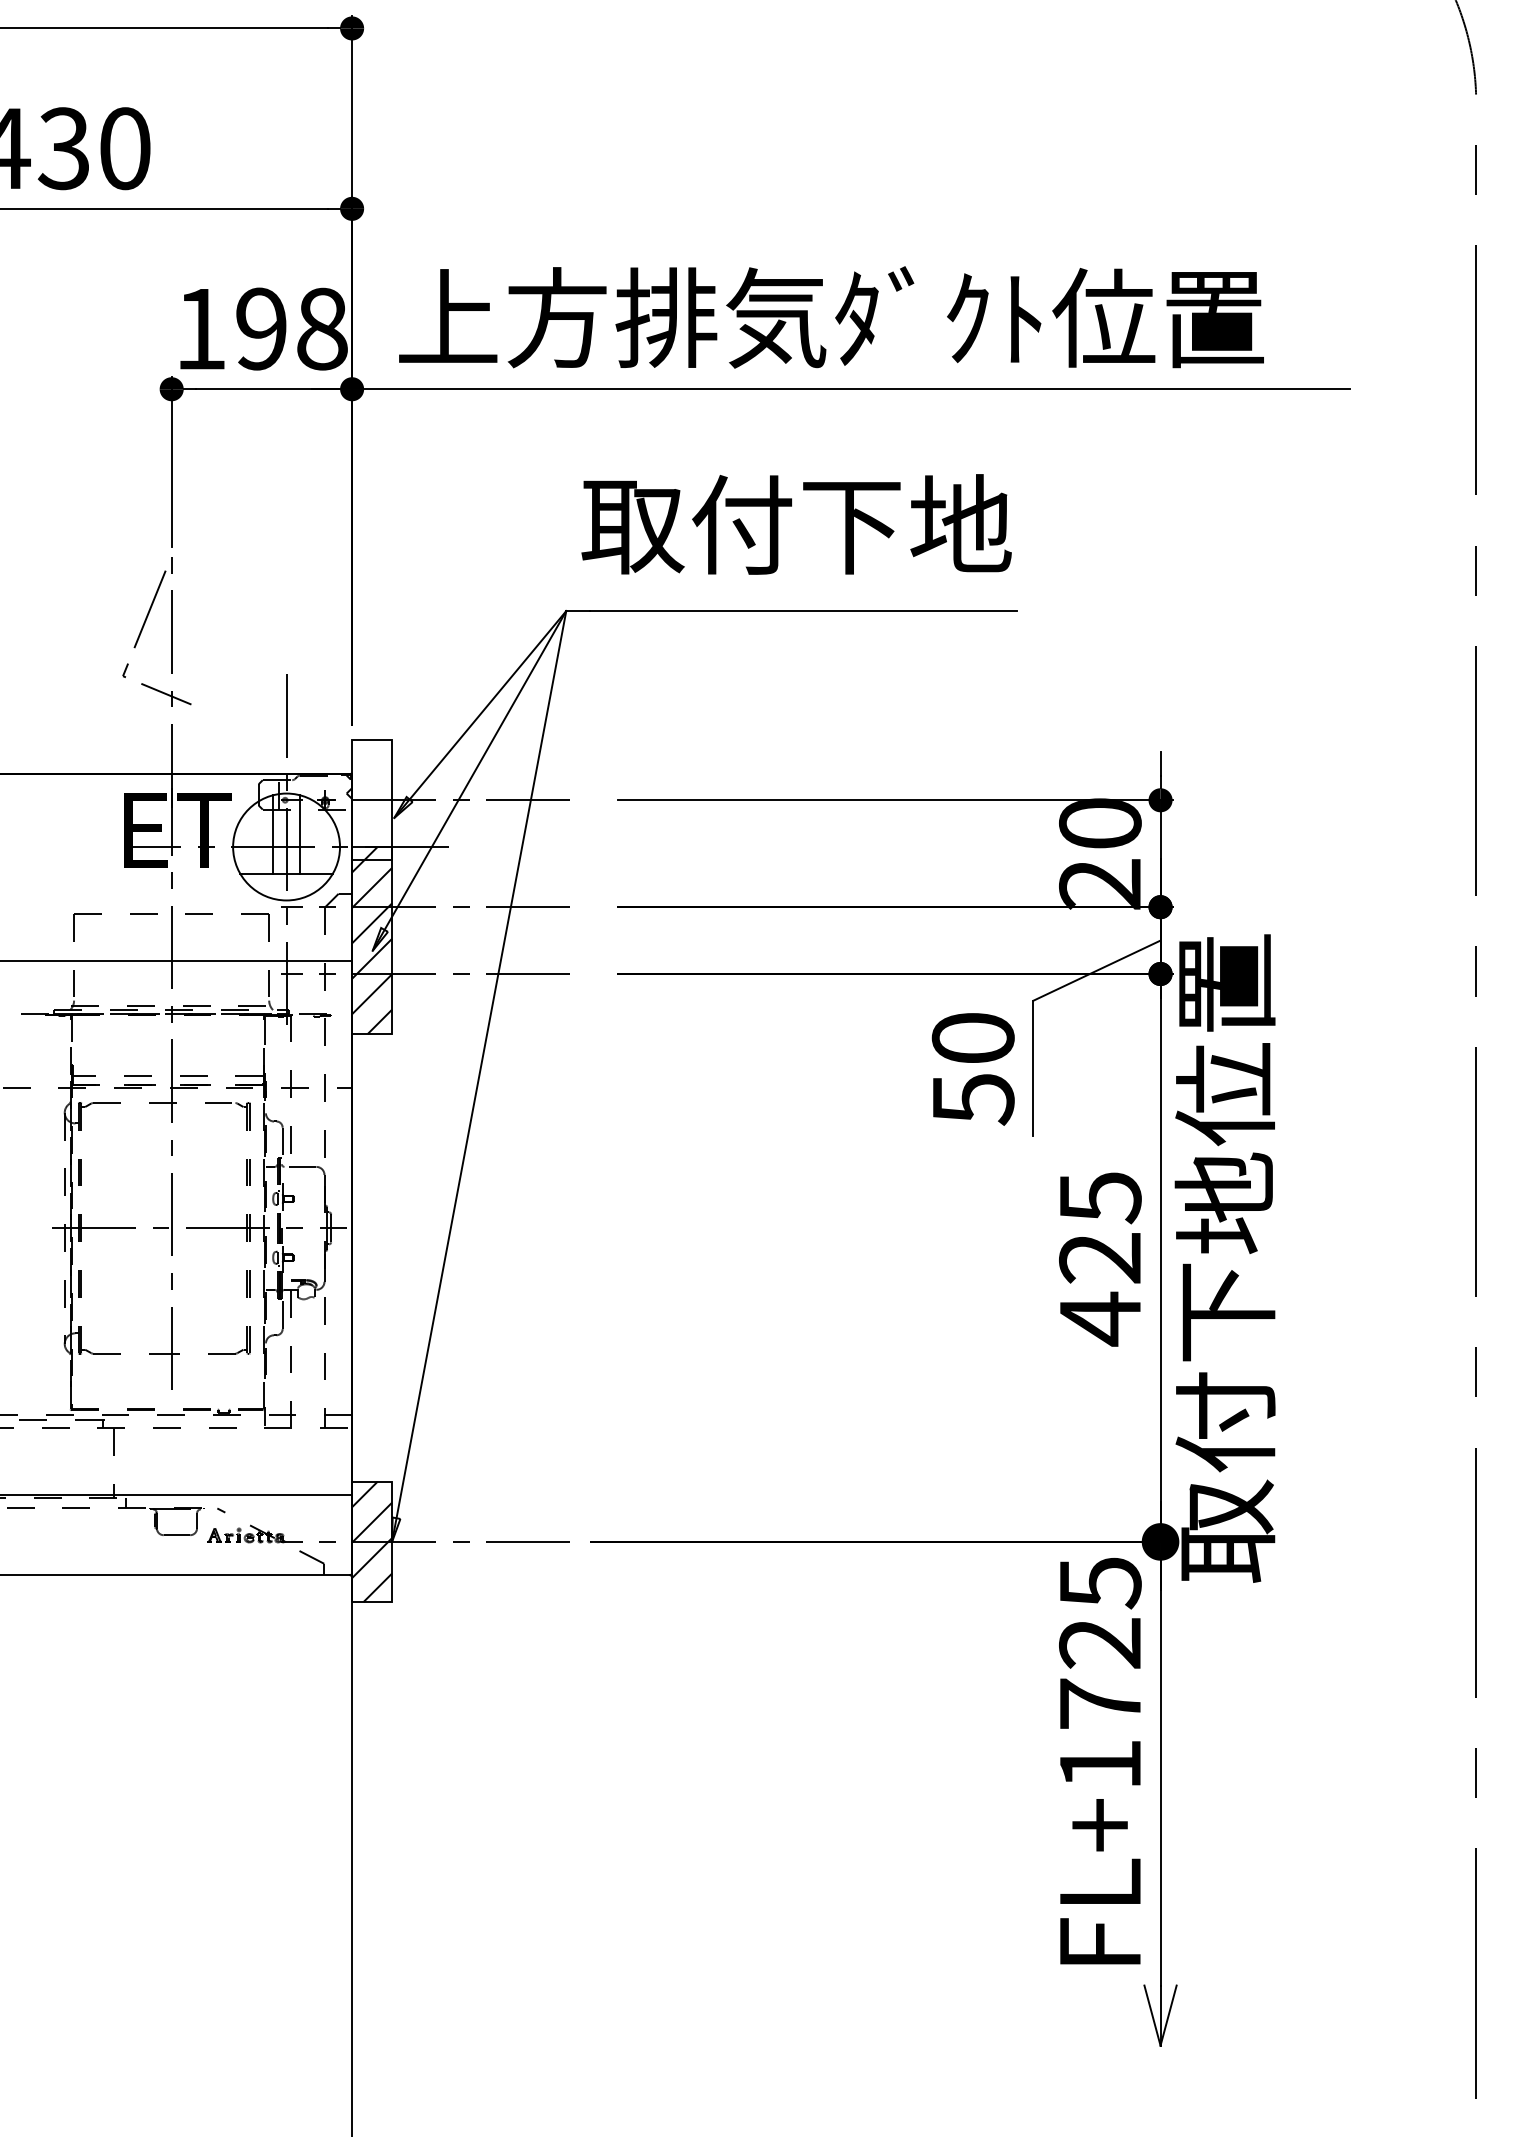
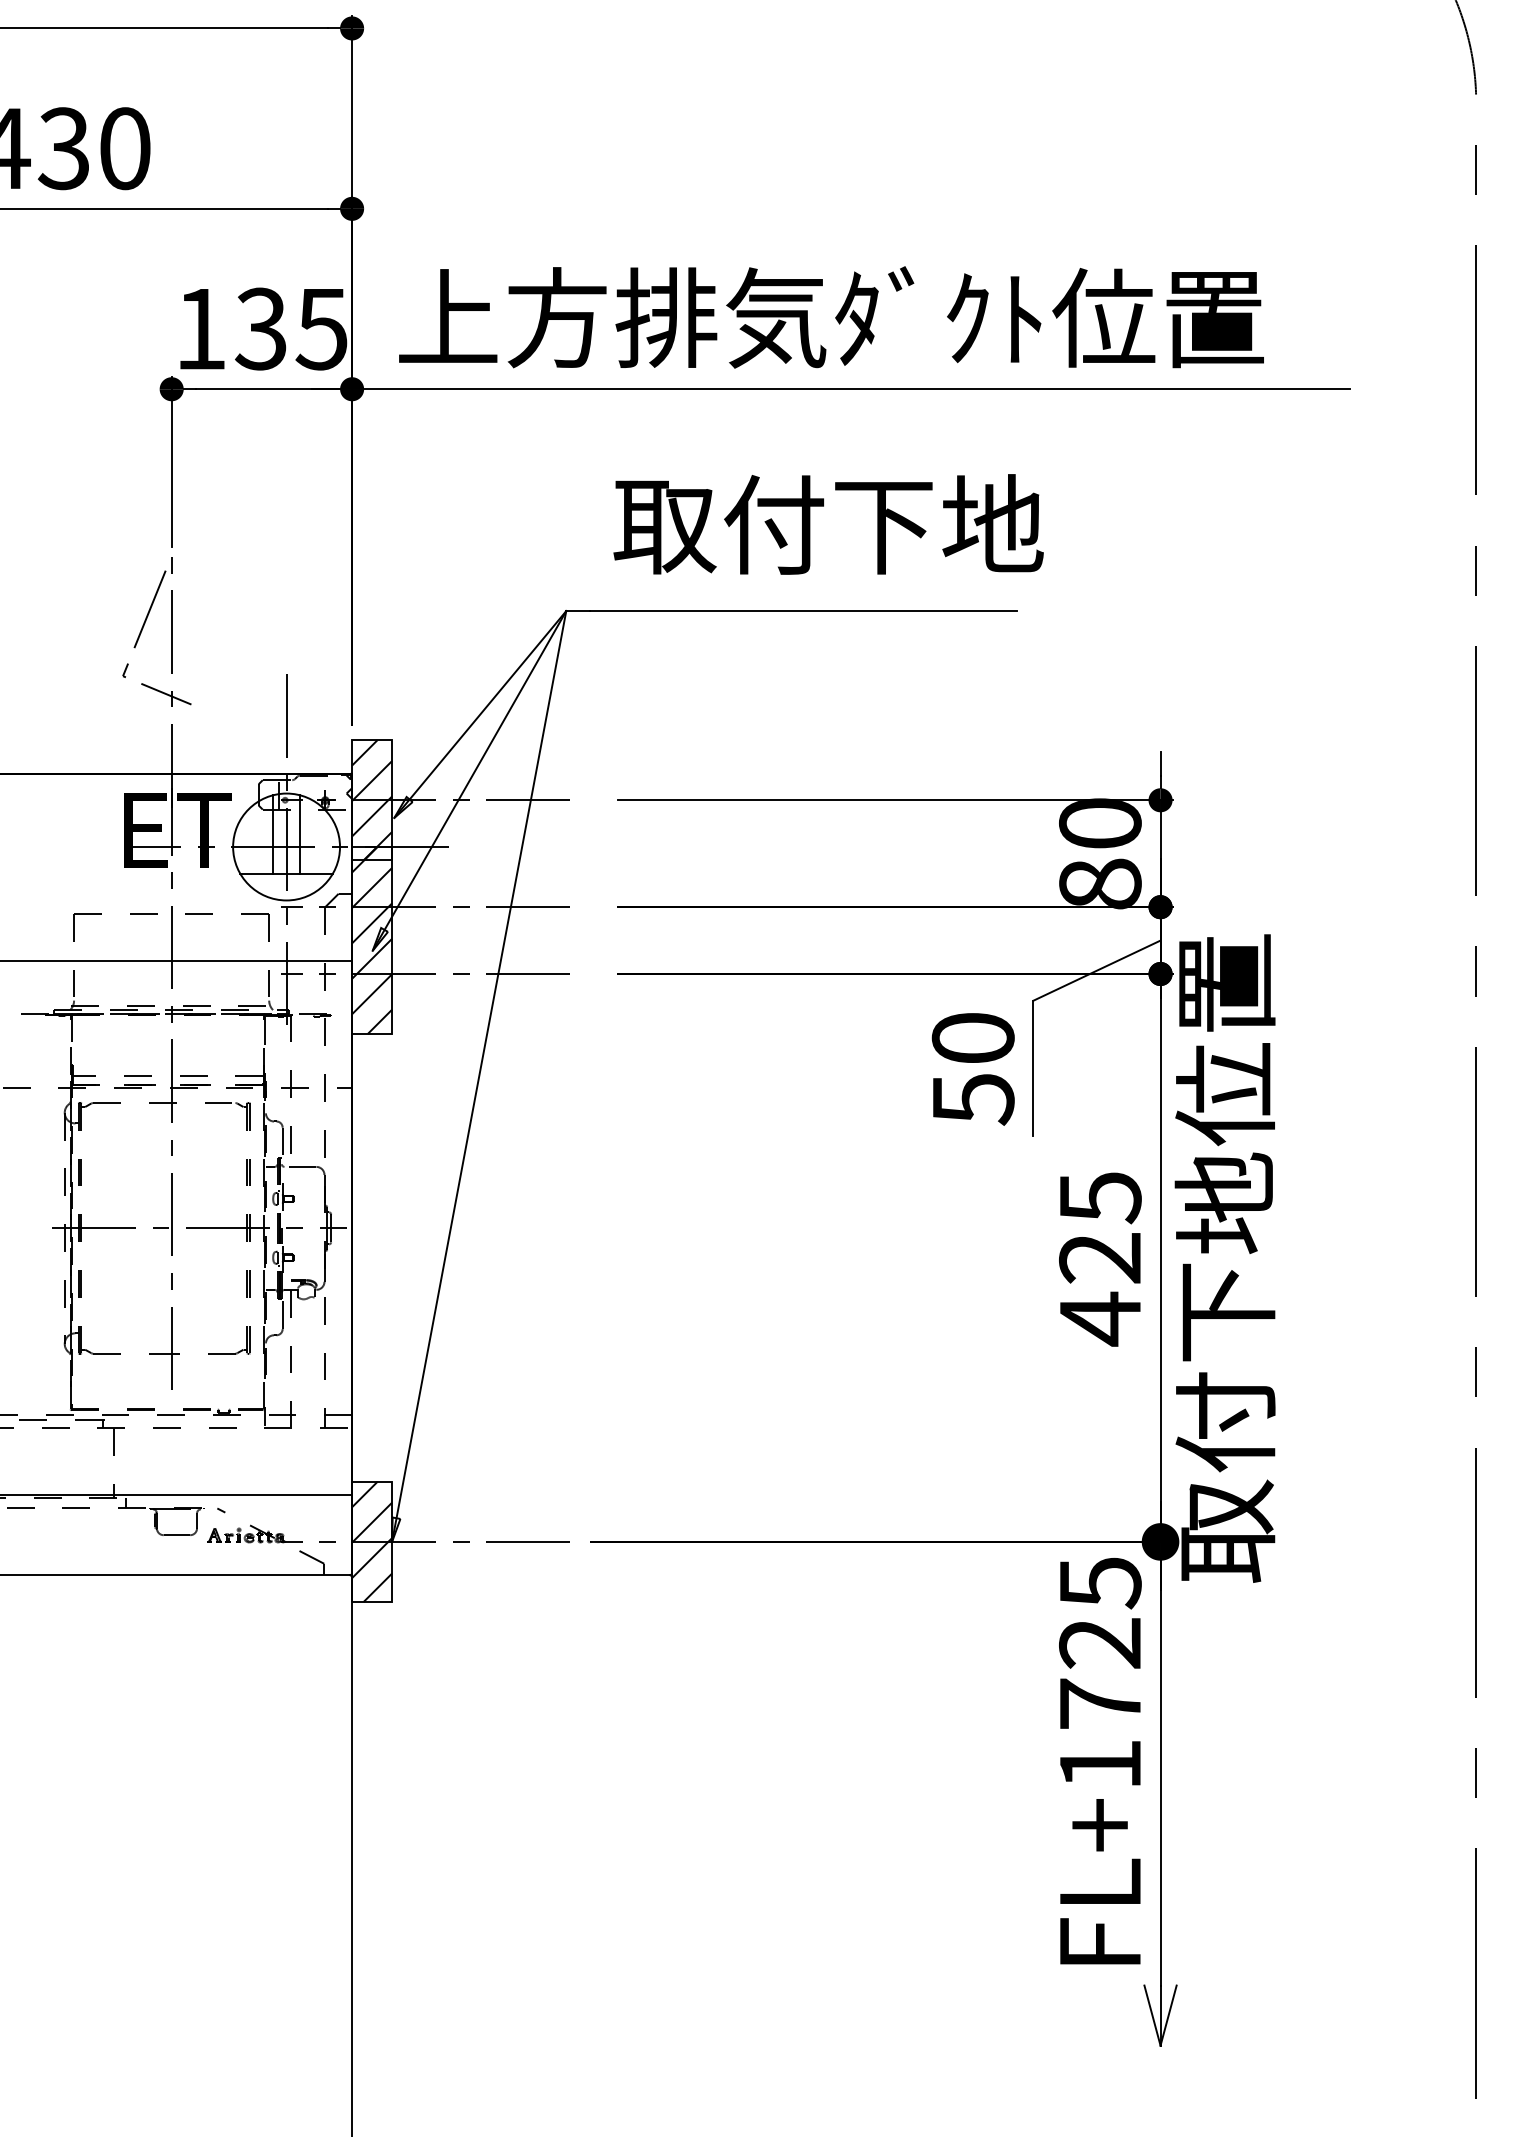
text: 198 -> 135 (291, 328)
text position: (796, 524) -> (828, 524) (828, 524)
hatch: none -> present (372, 800)
text: 20 -> 80 (1100, 883)
